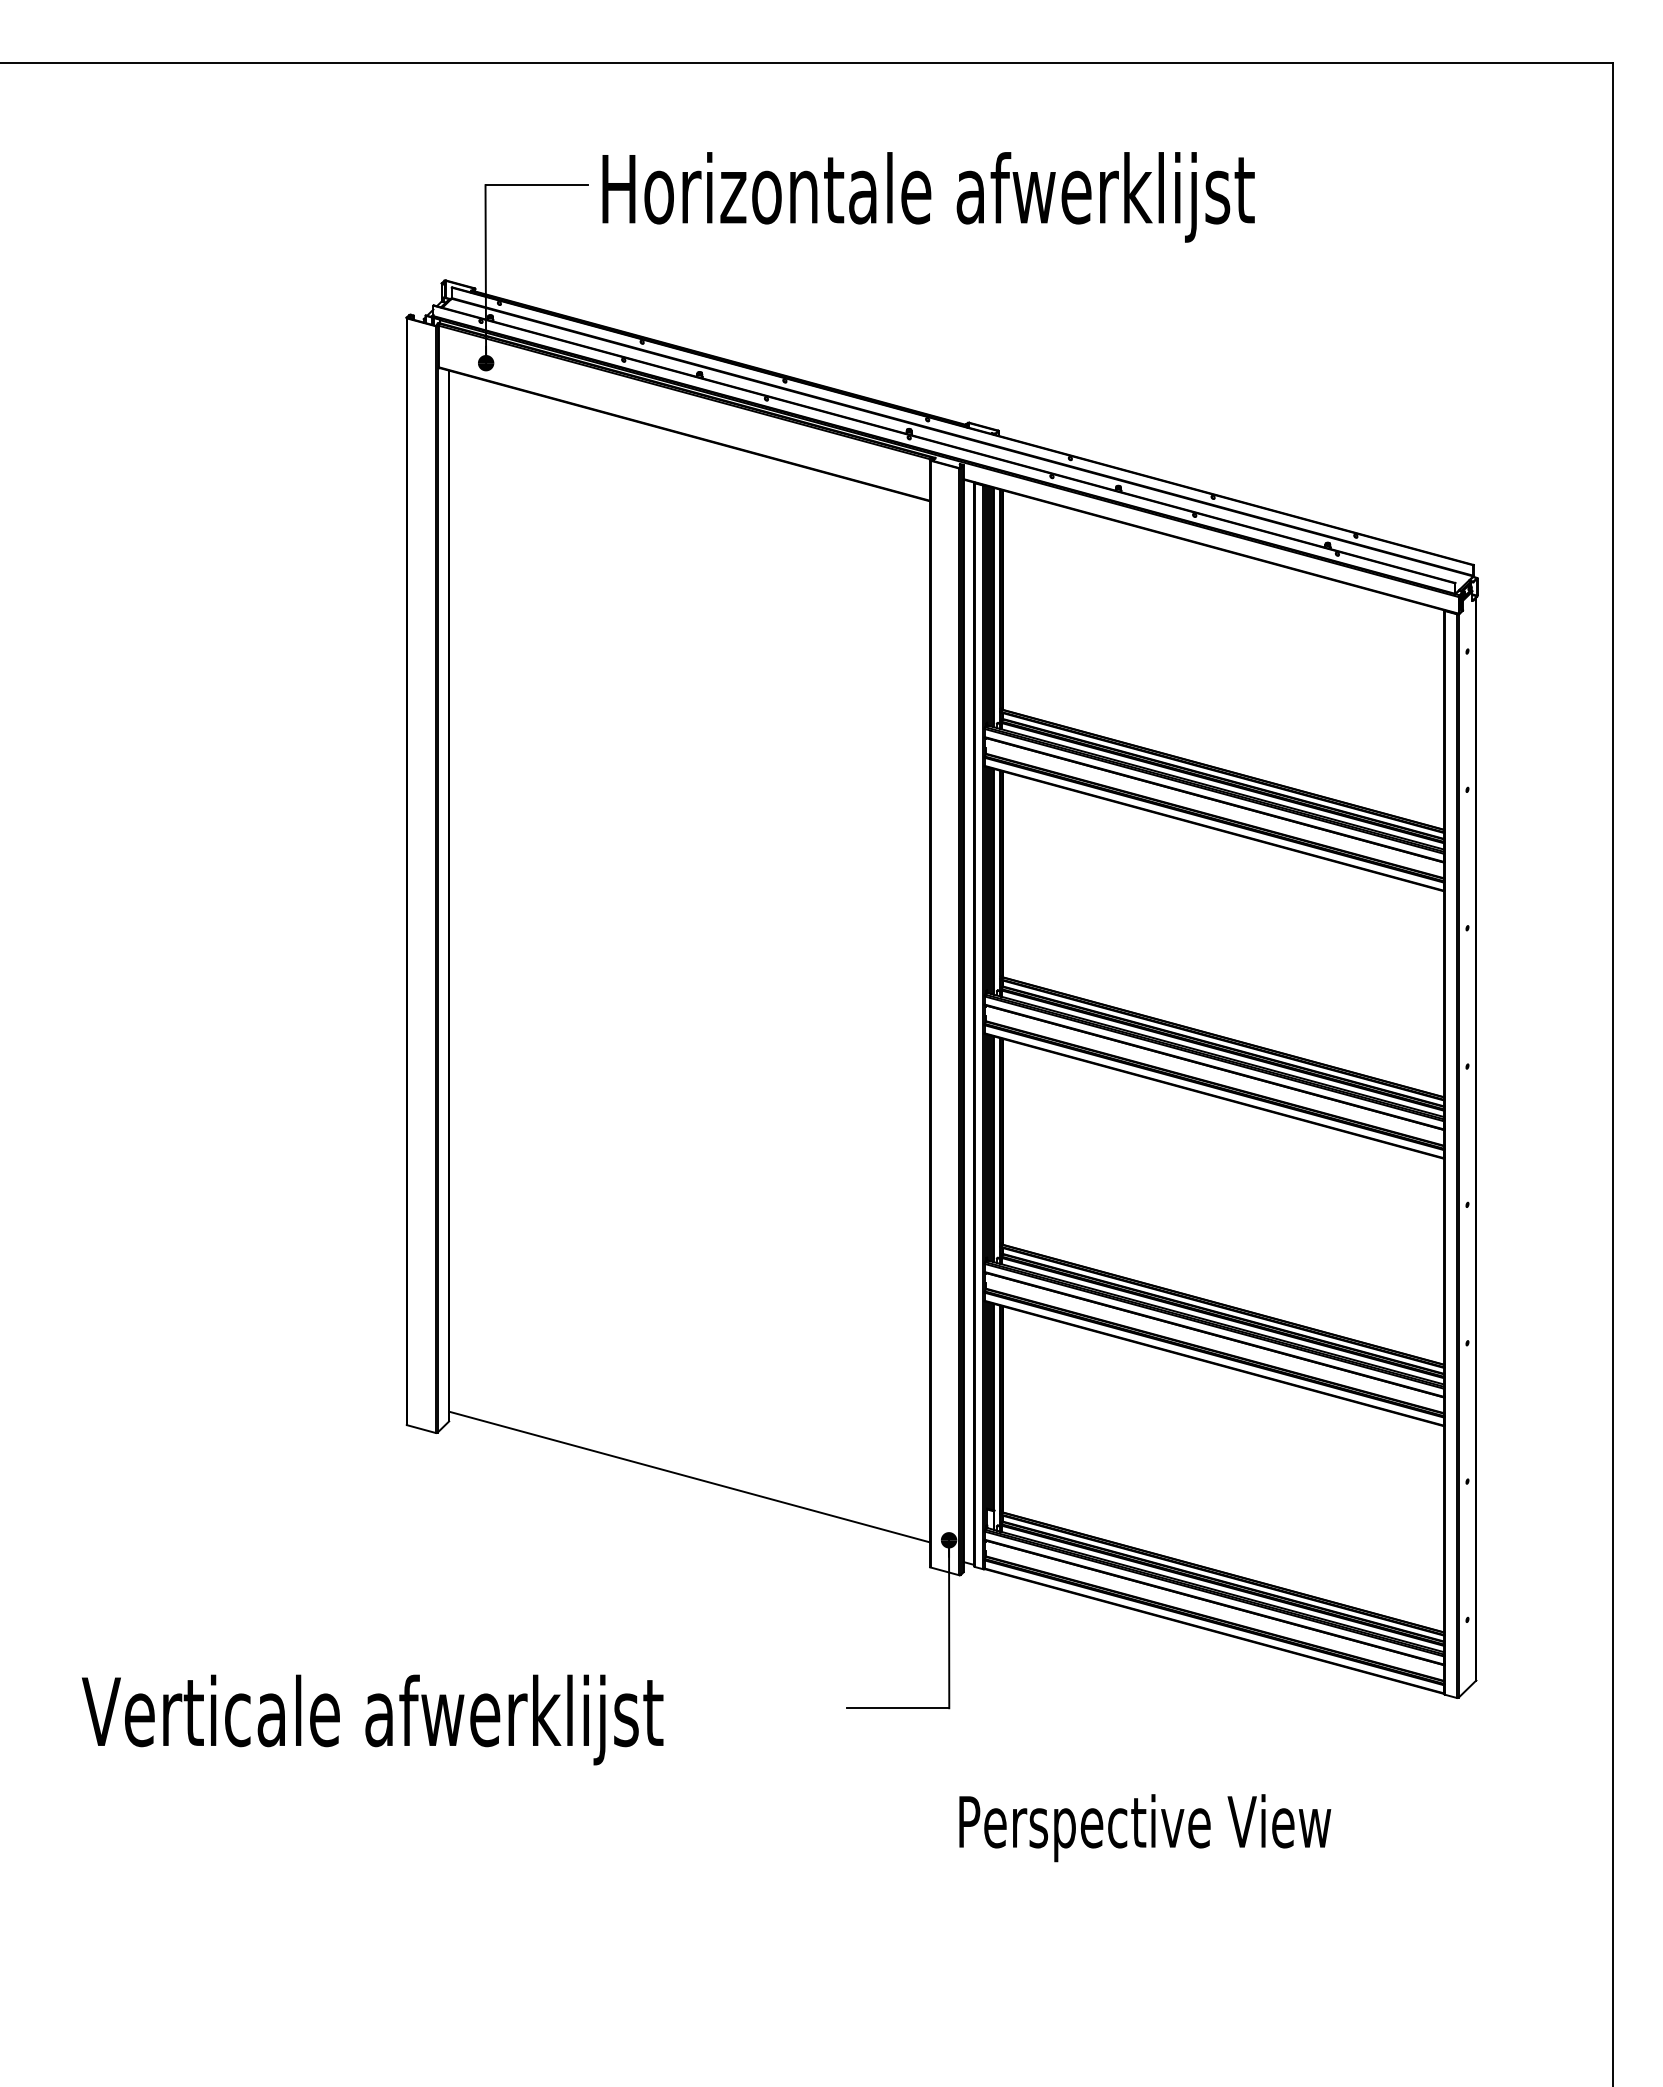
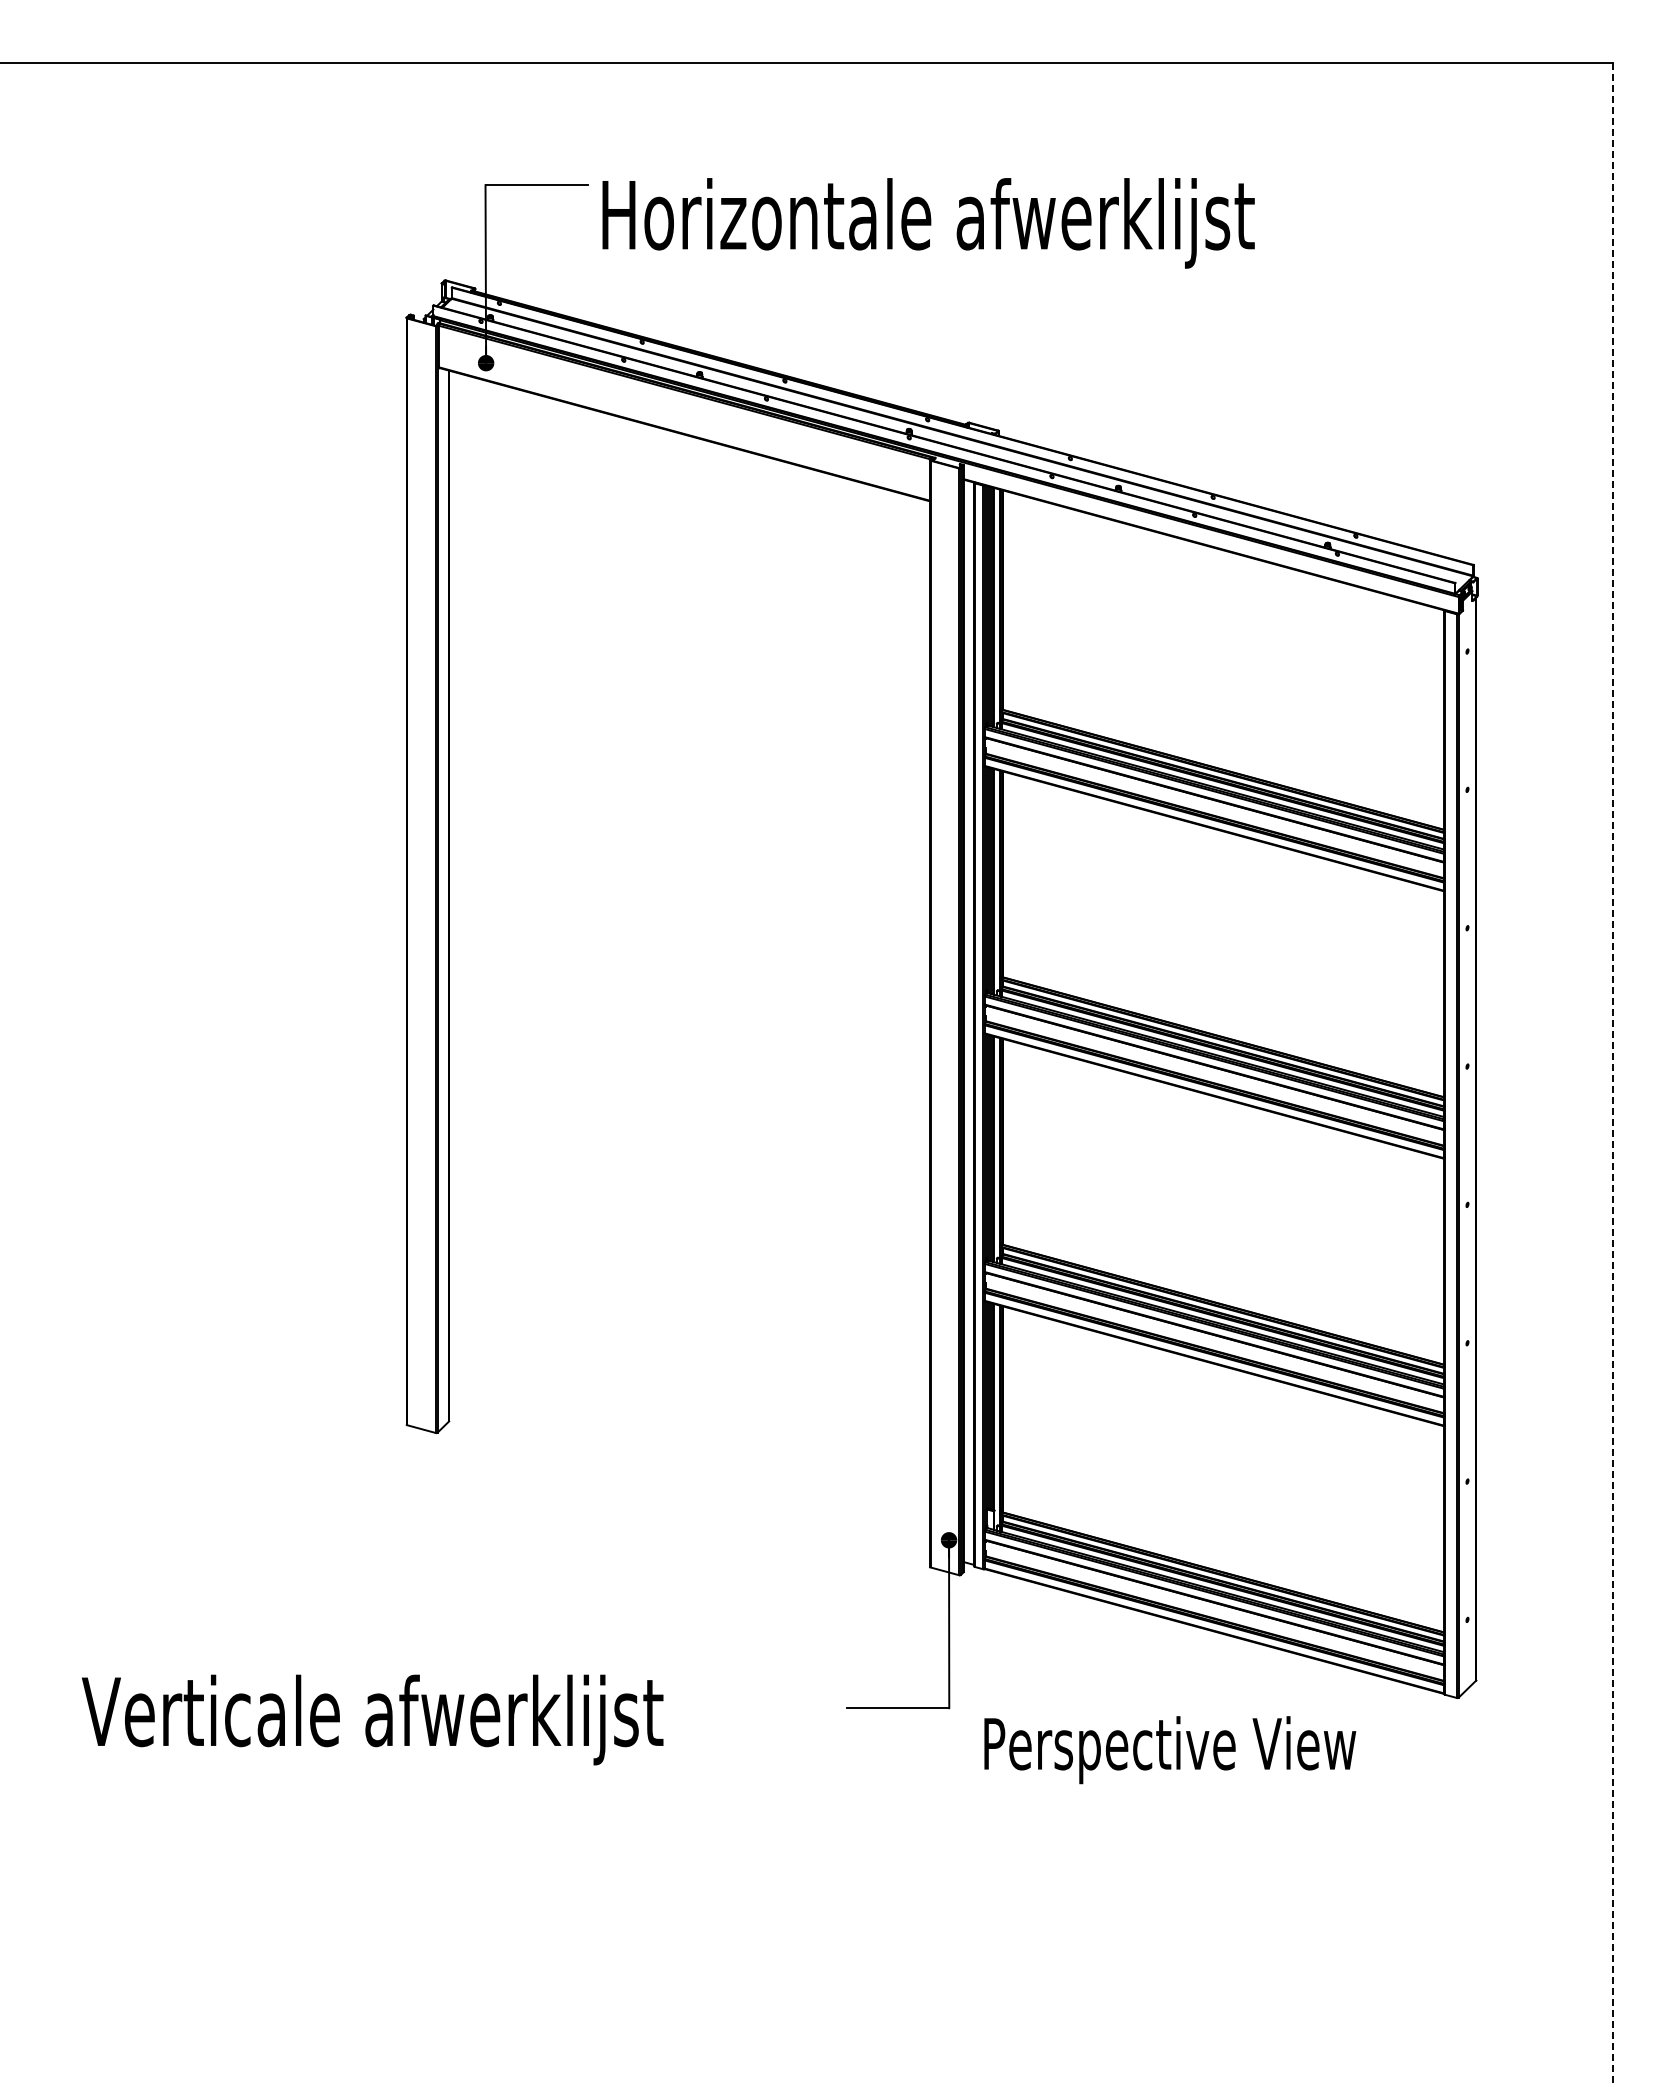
text position: (928, 197) -> (928, 223) (928, 223)
line: solid -> dashed (1613, 1074)
line: present -> none (689, 1476)
text position: (1145, 1828) -> (1170, 1750) (1170, 1750)
